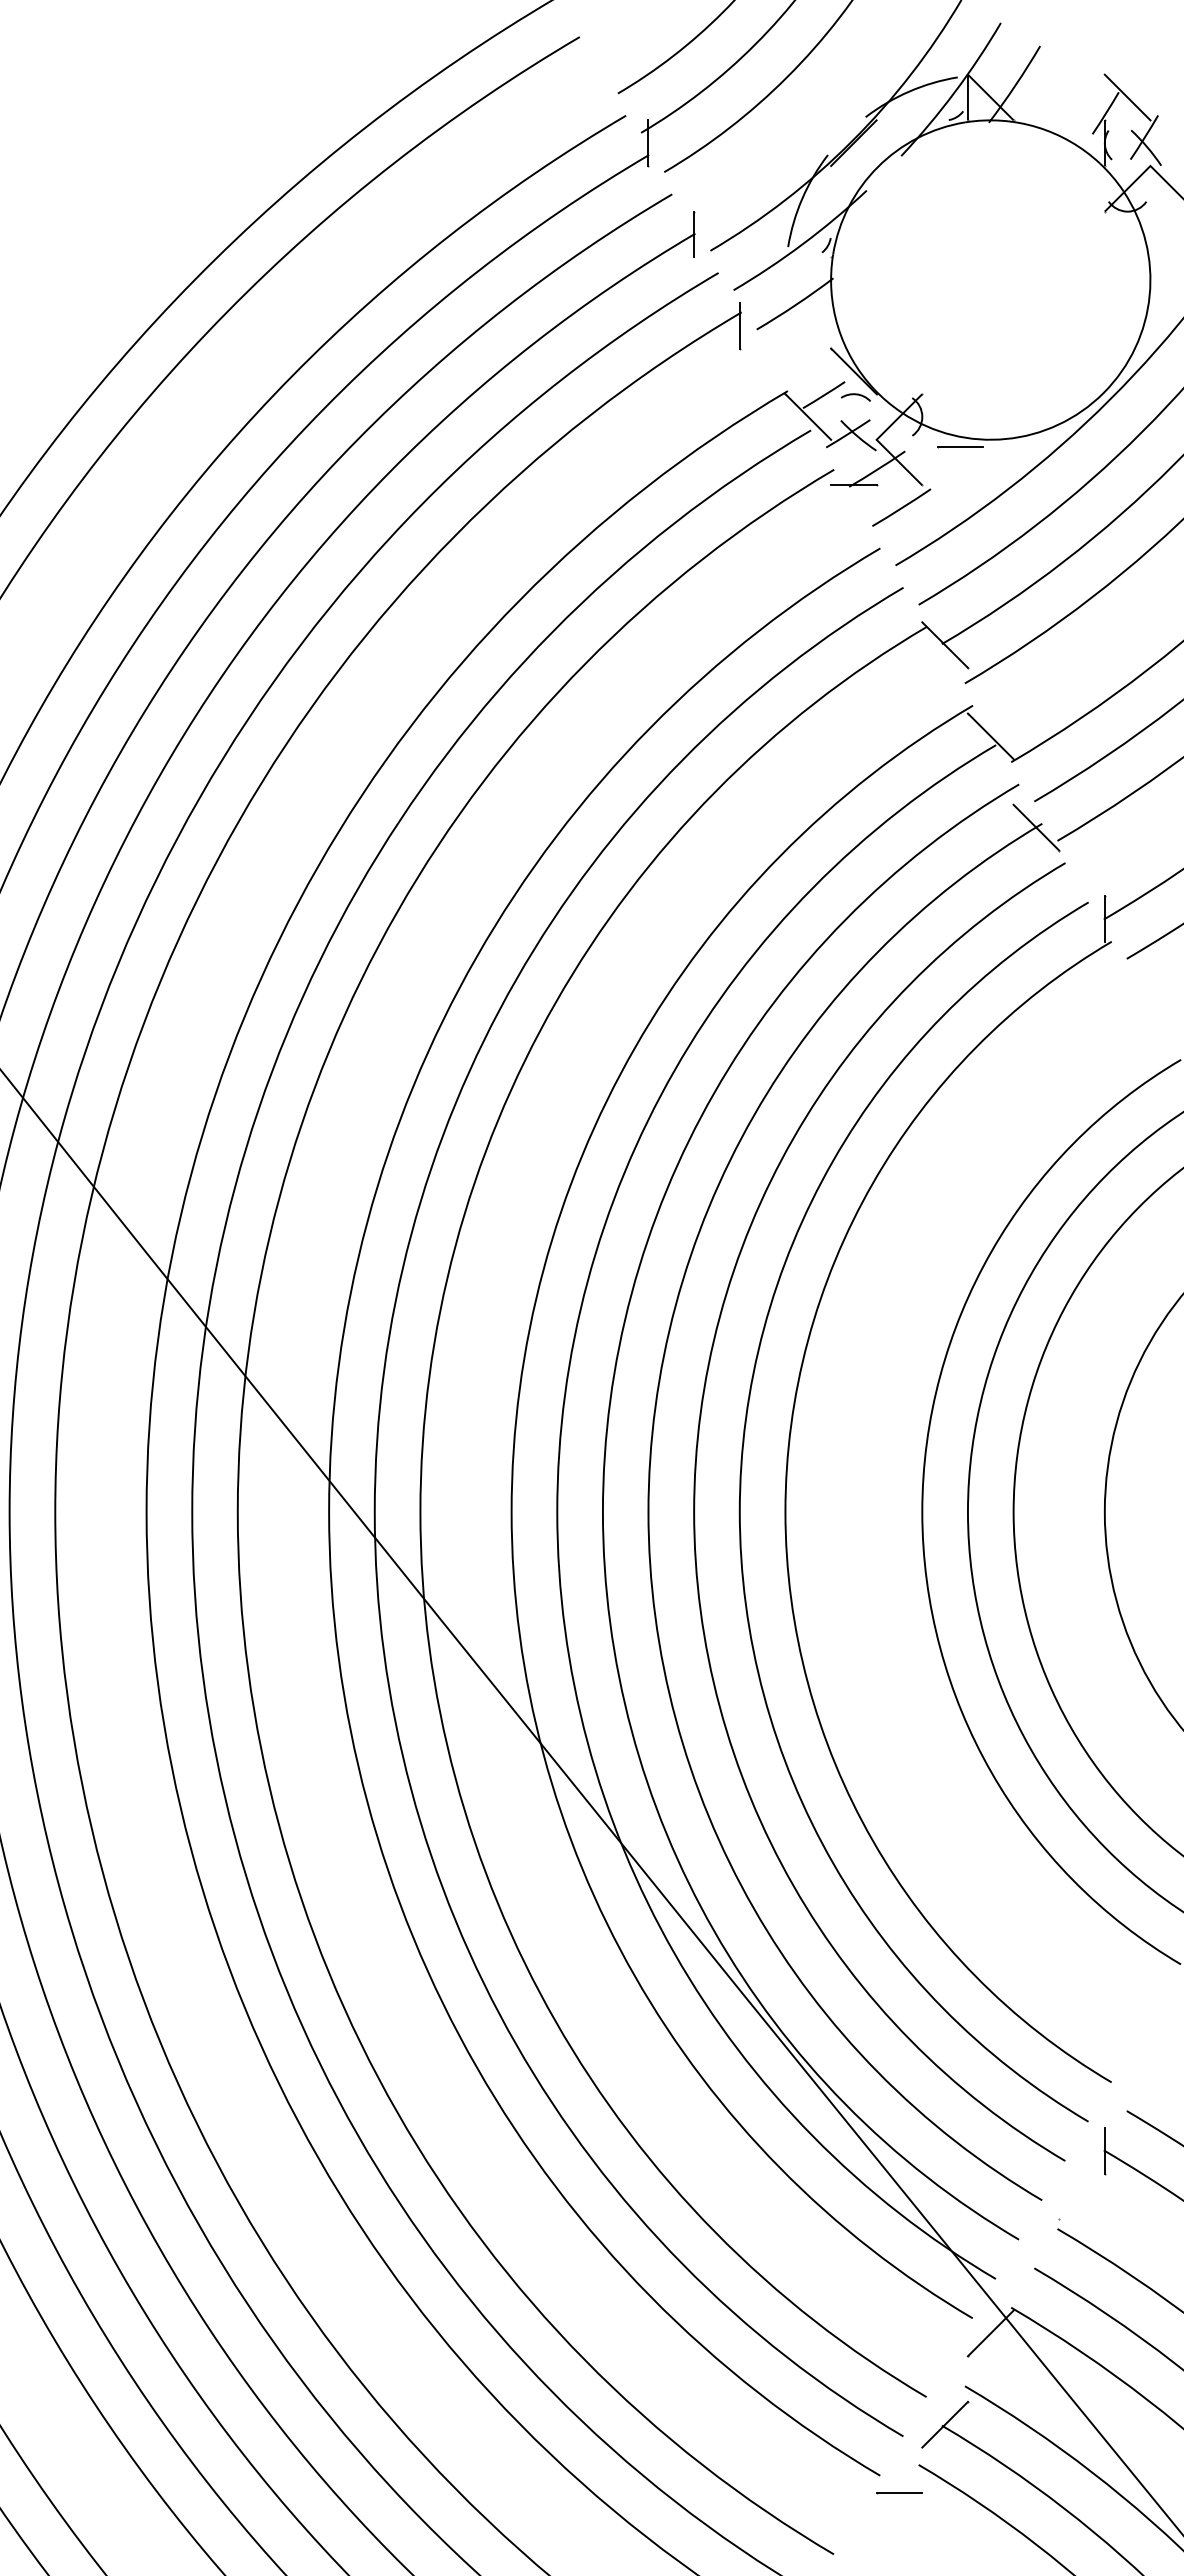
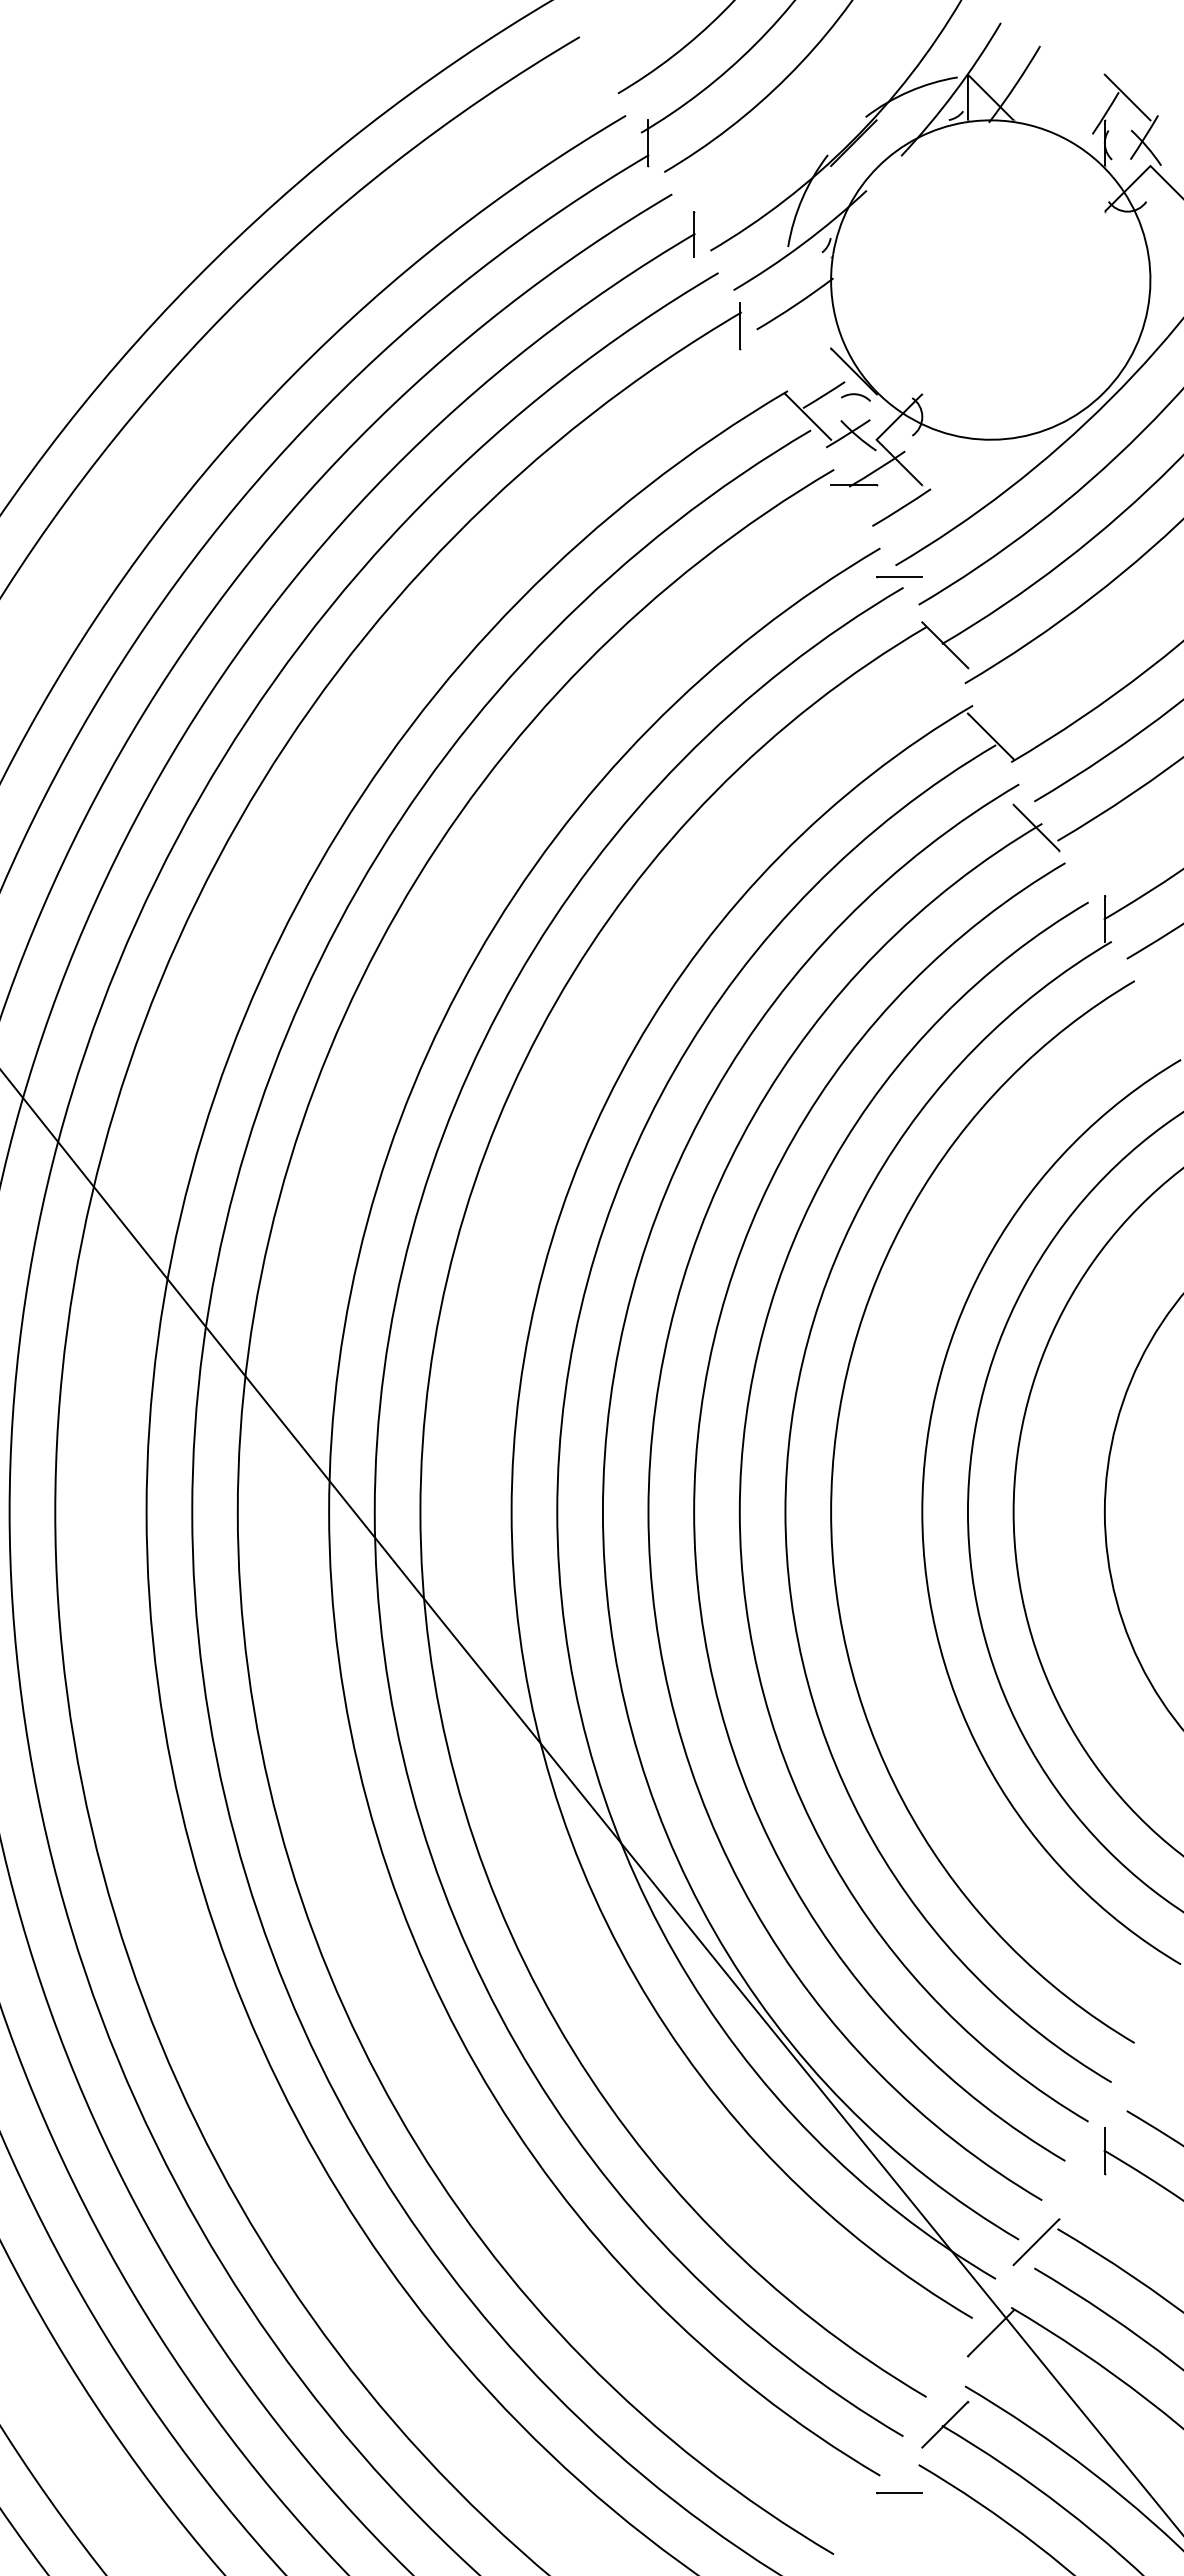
line position: (960, 447) -> (899, 577) (899, 577)
curve: none -> present (832, 1505)
line: none -> present (1036, 2242)
